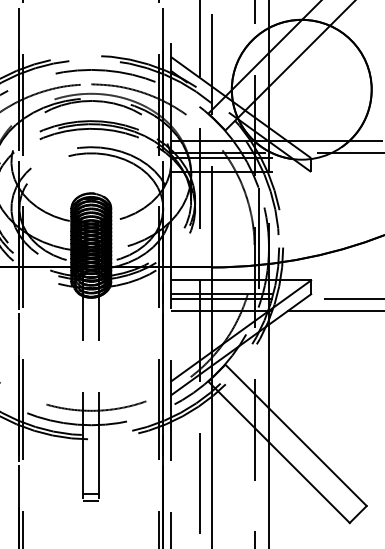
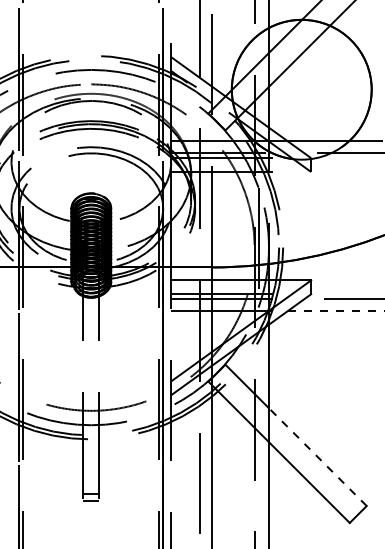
line: solid -> dashed (336, 310)
line: solid -> dashed (317, 456)
